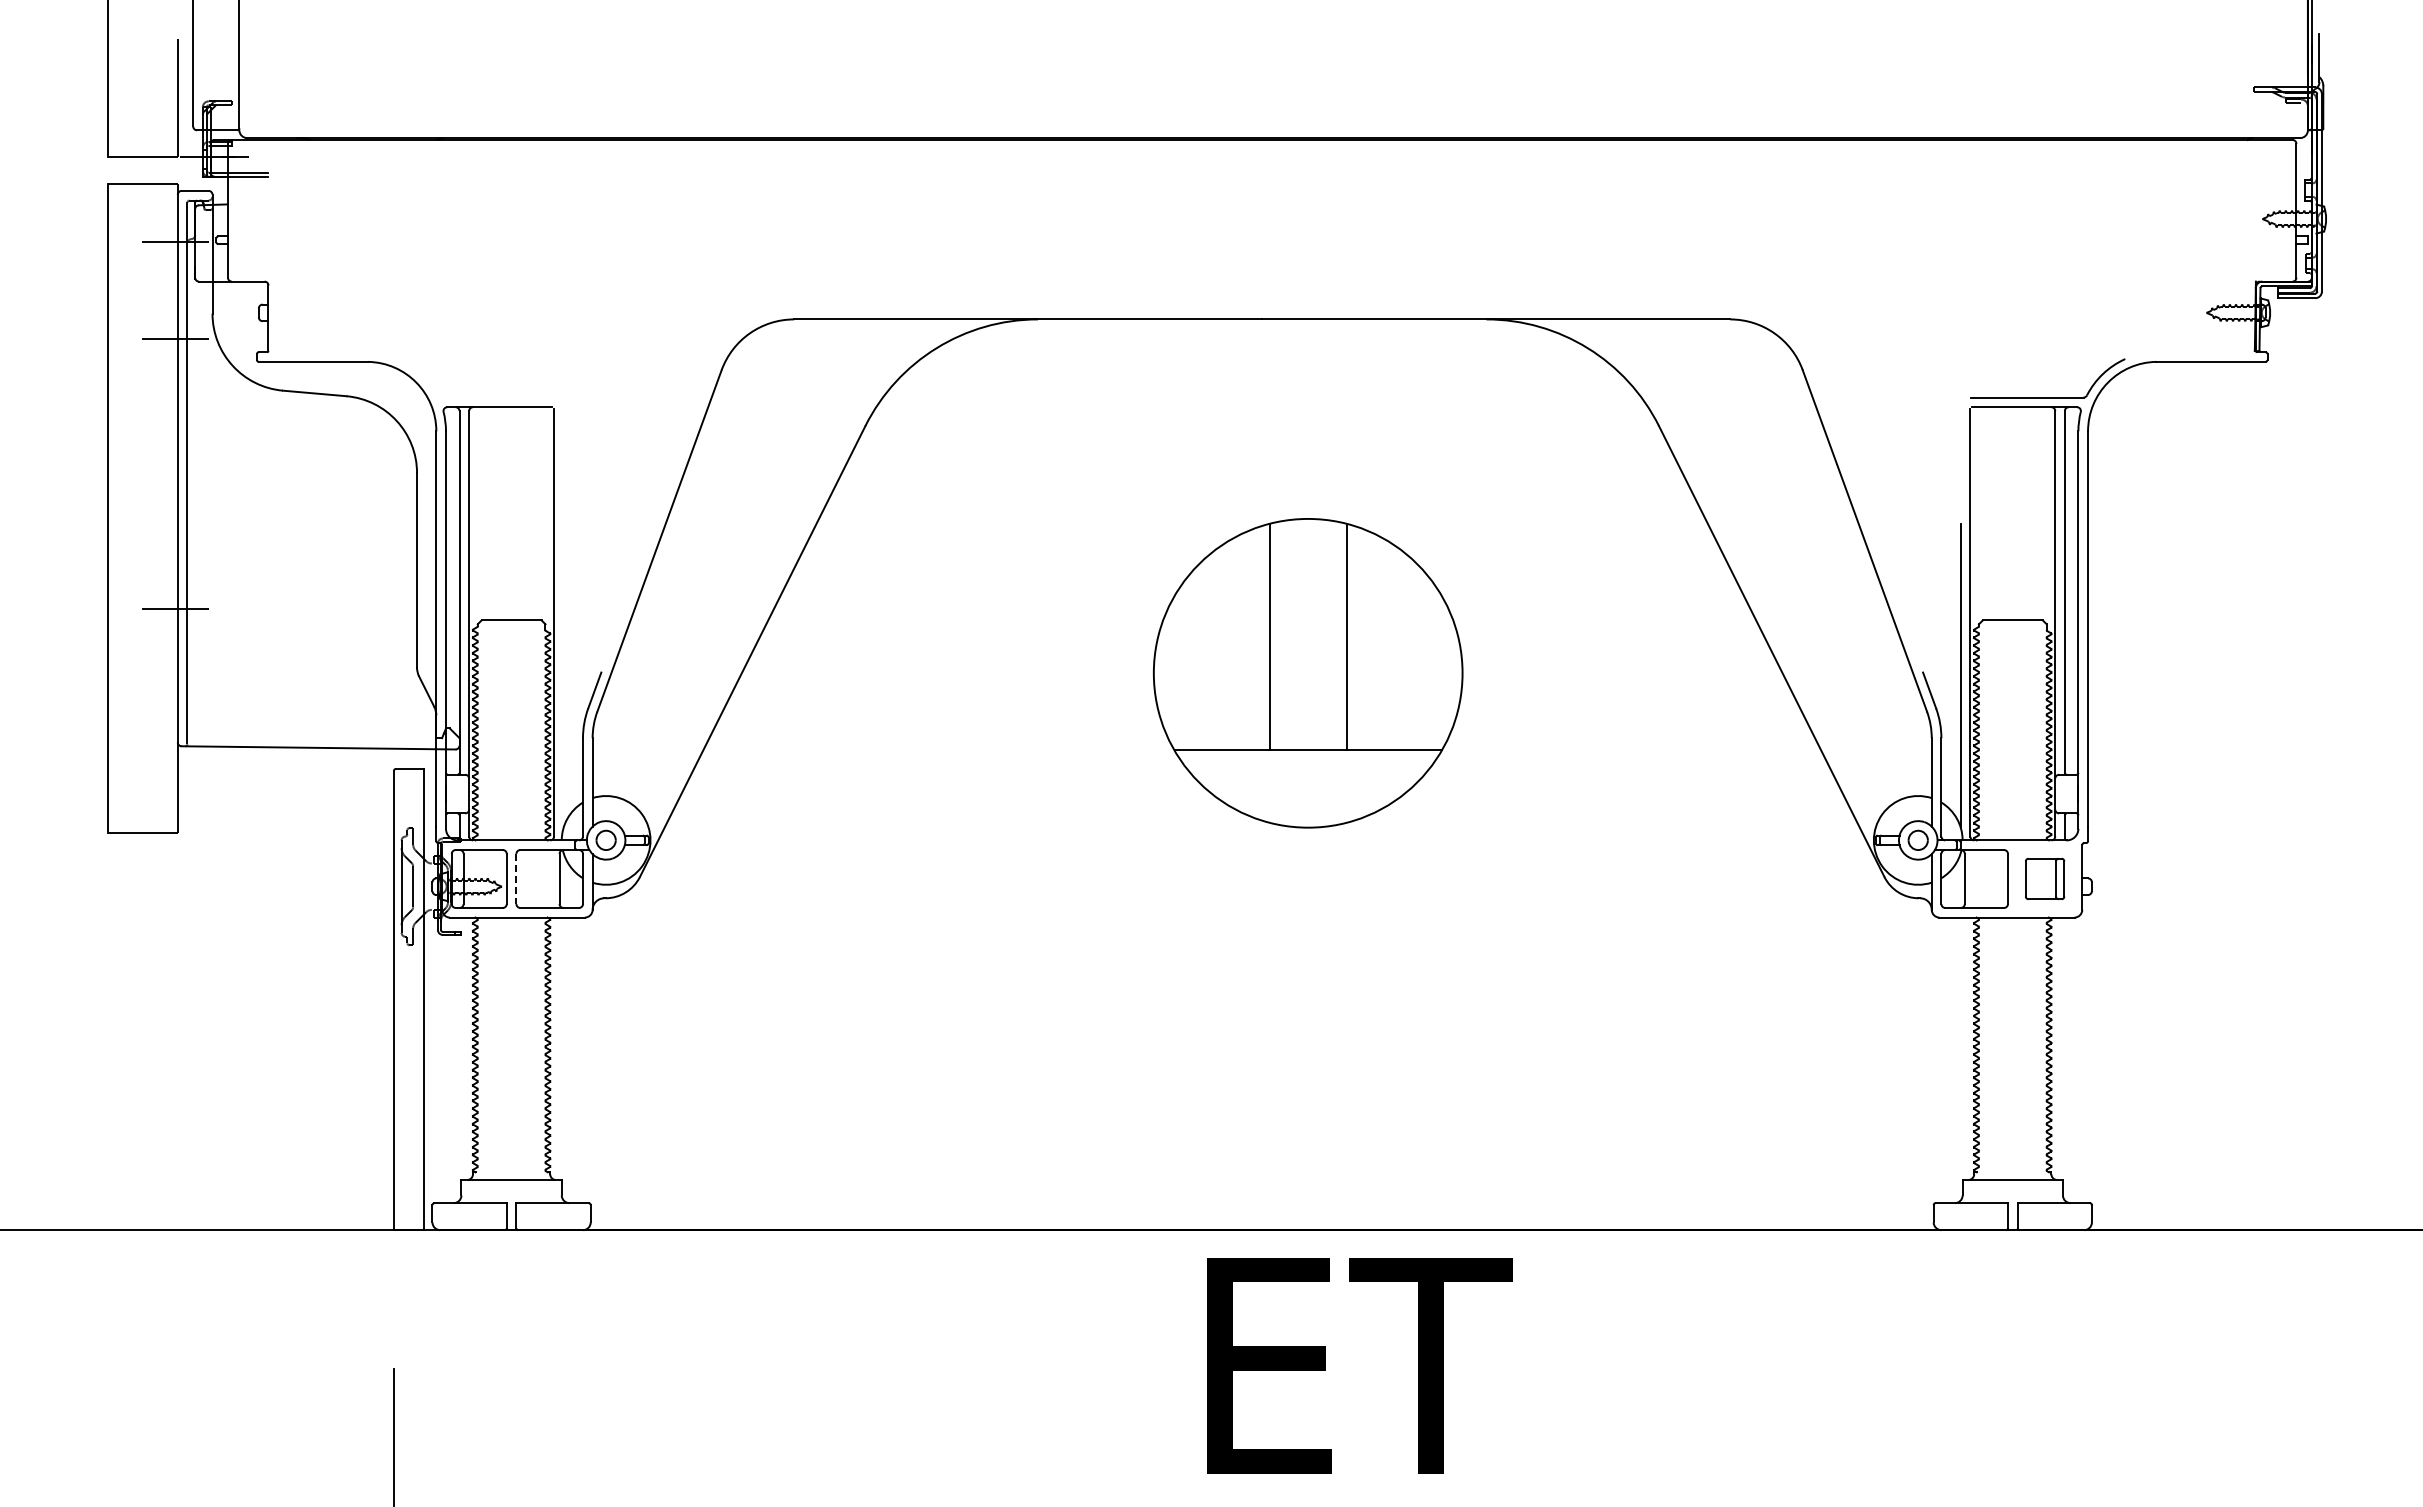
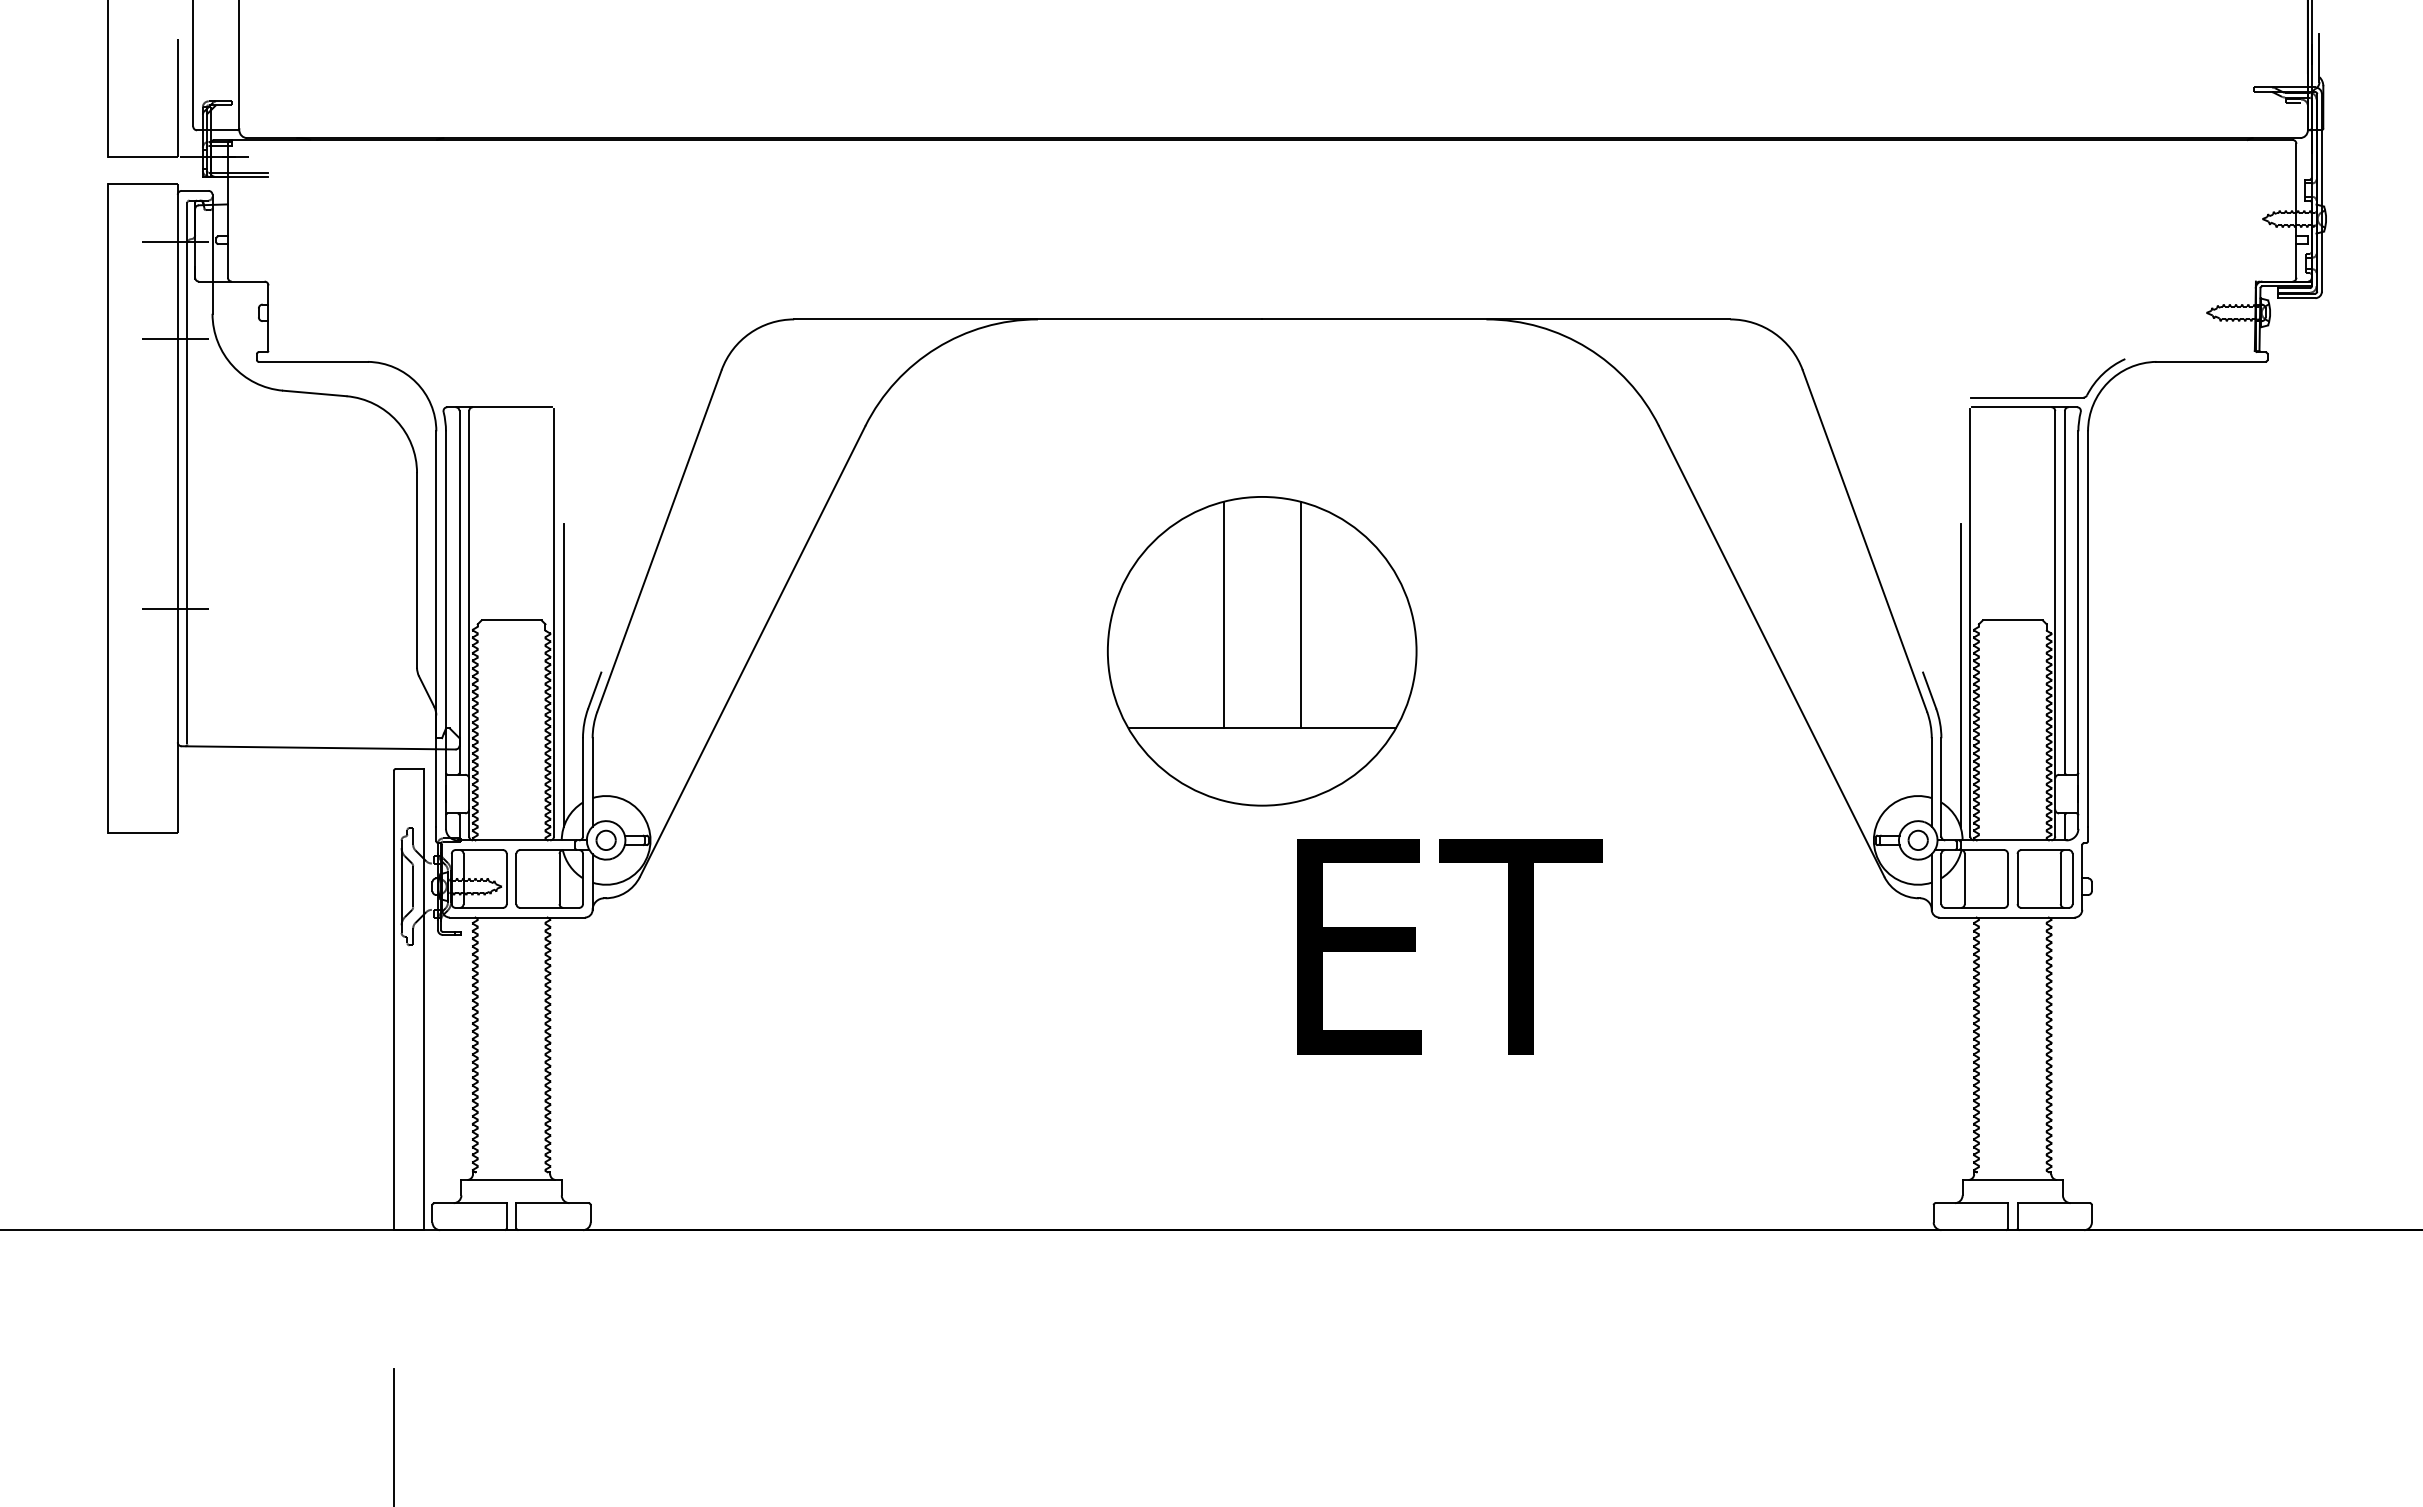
part position: (1308, 673) -> (1262, 651) (1262, 651)
line: none -> present (563, 675)
part size: 41x44 px -> 58x60 px (2044, 878)
line: dashed -> solid (516, 879)
text position: (1359, 1365) -> (1449, 946) (1449, 946)
